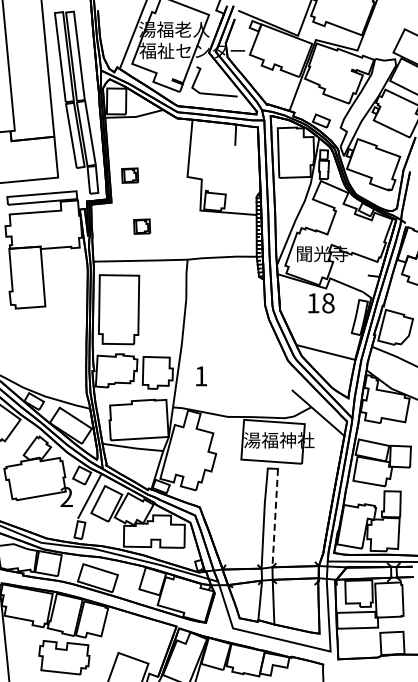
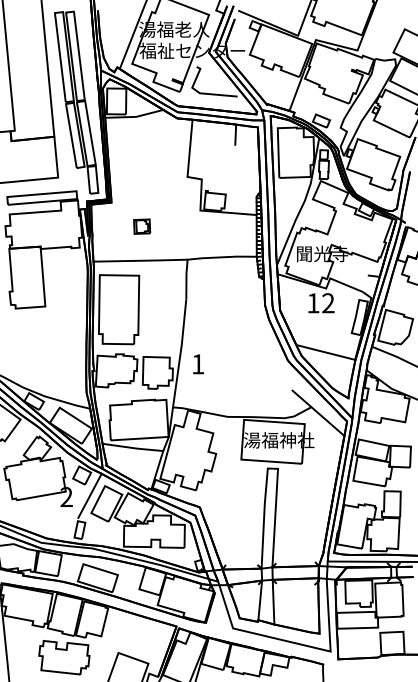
part: present -> none (130, 175)
text: 18 -> 12 (328, 303)
text position: (201, 376) -> (198, 364) (198, 364)
line: dashed -> solid (275, 518)
